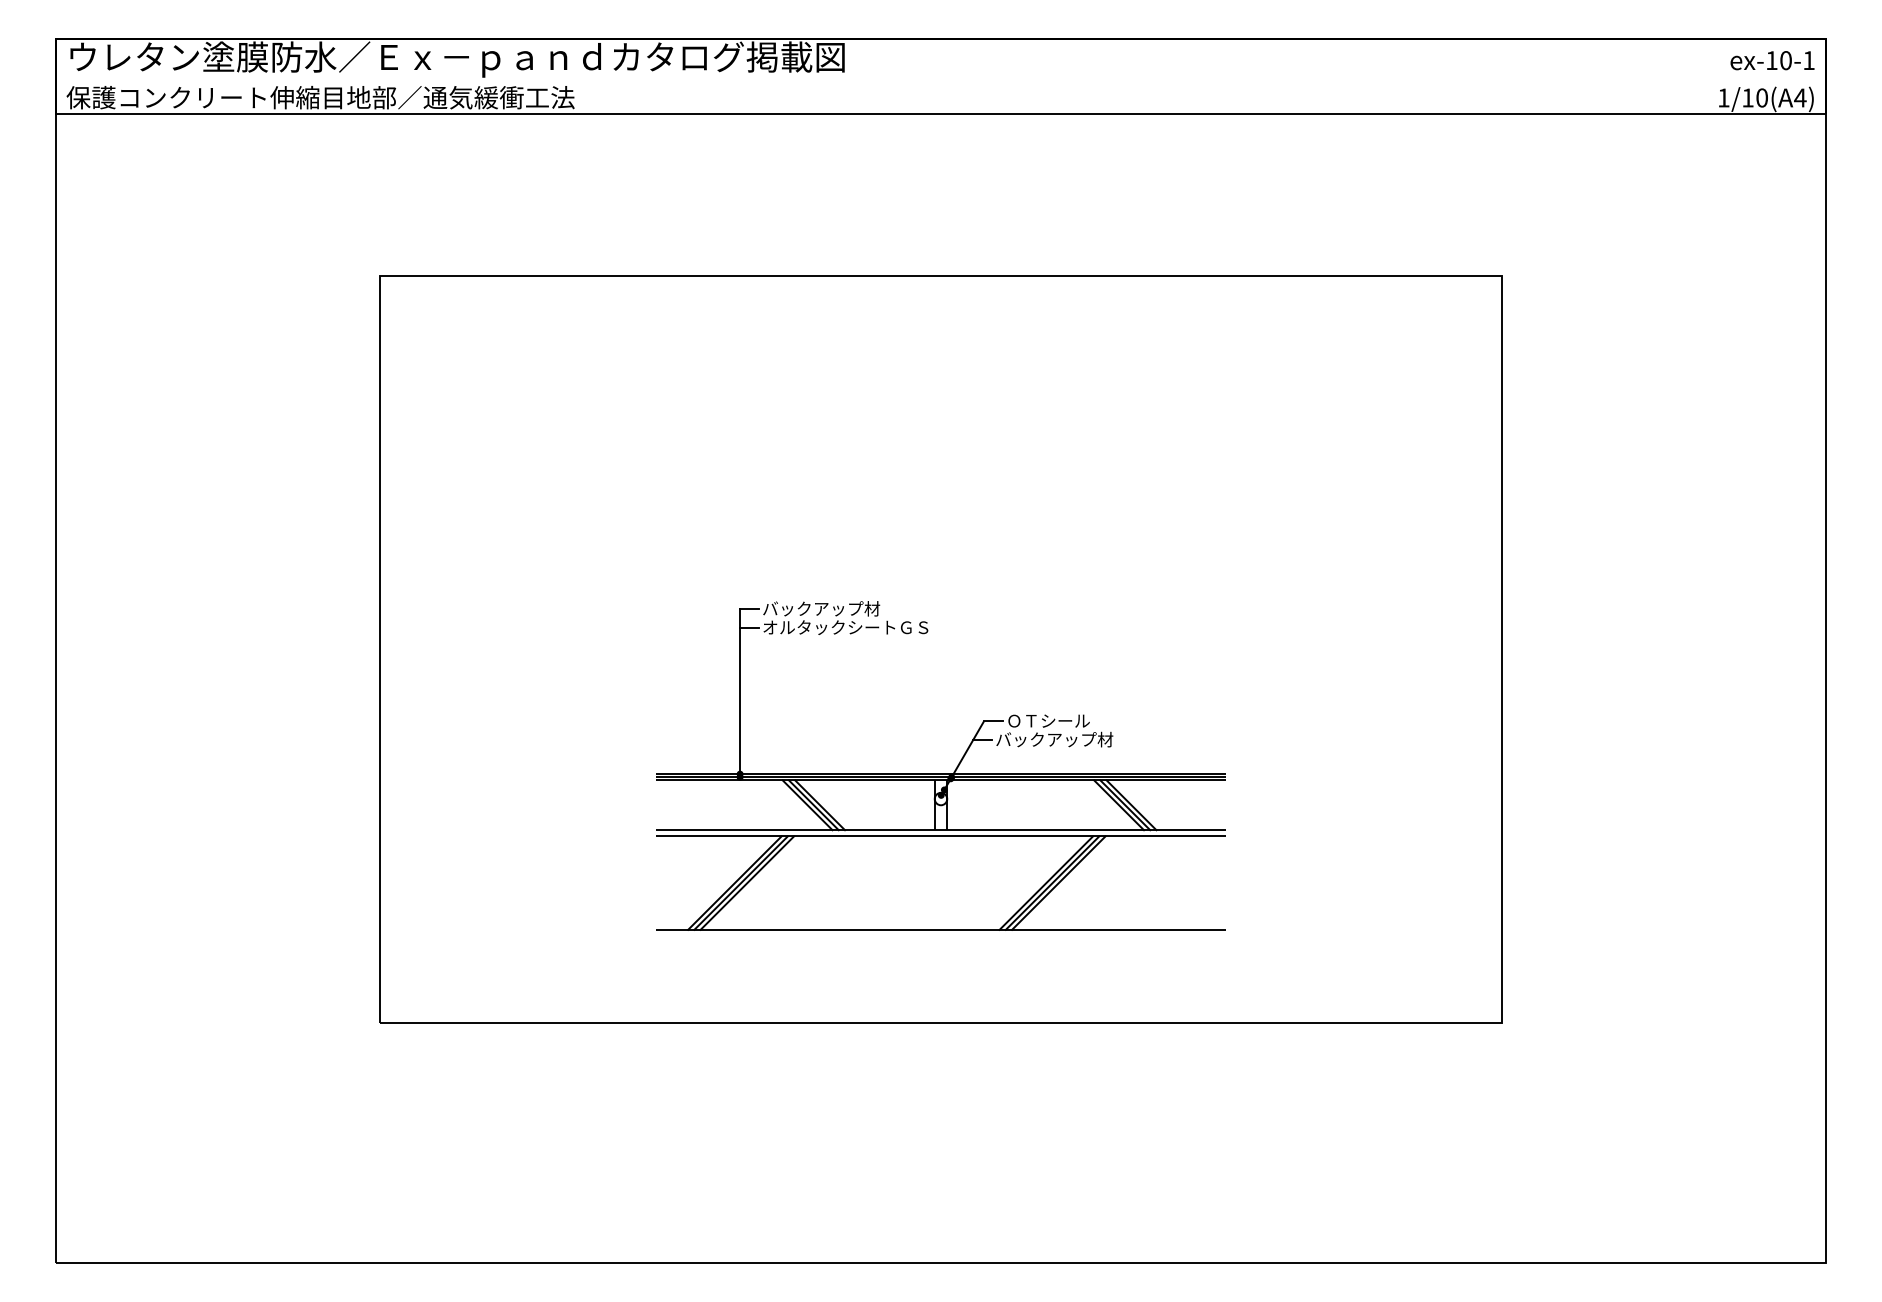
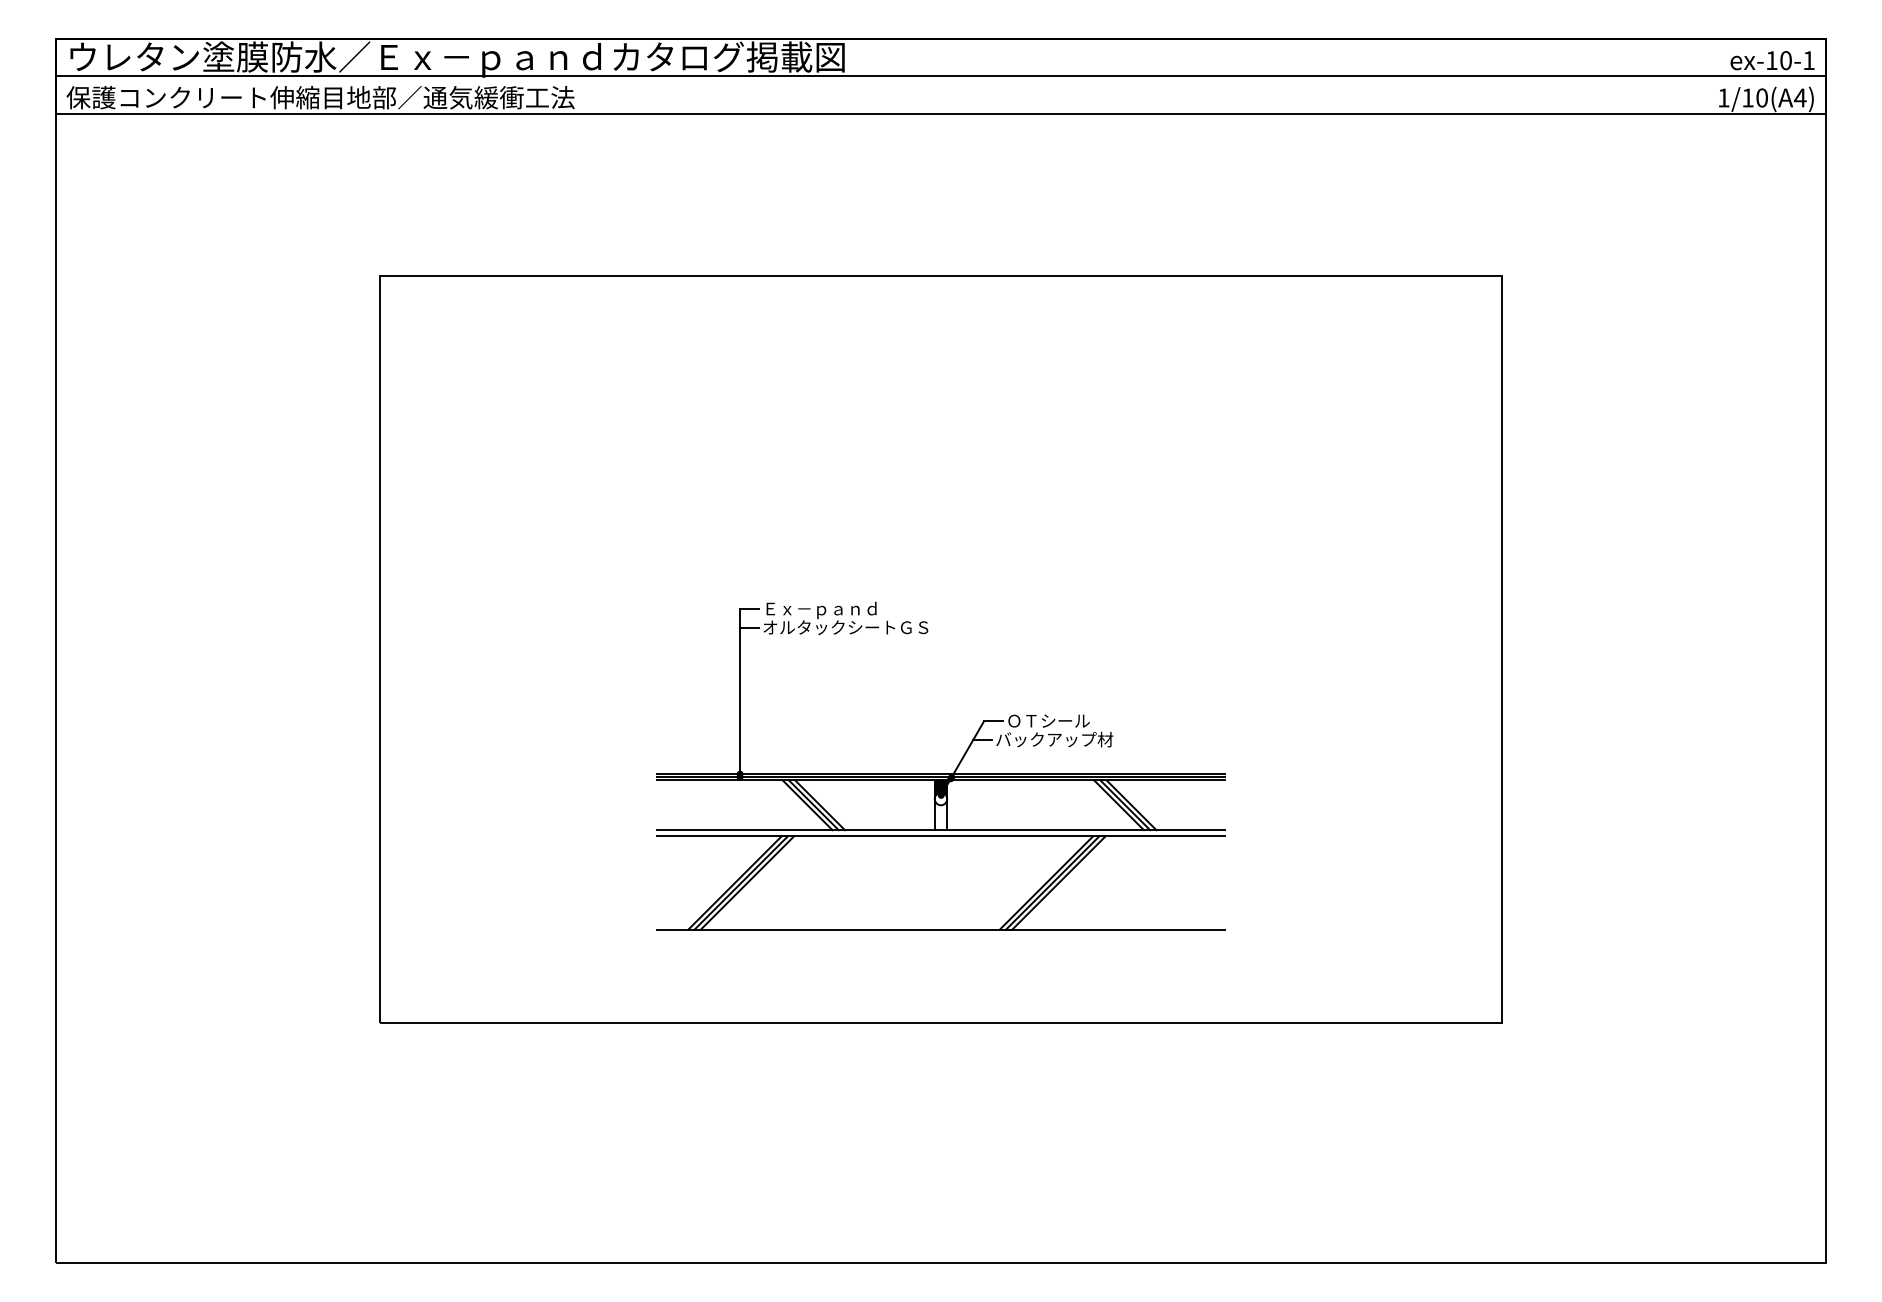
line: none -> present (940, 76)
text: バックアップ材 -> Ｅｘ－ｐａｎｄ (821, 610)
hatch: none -> present (940, 789)
